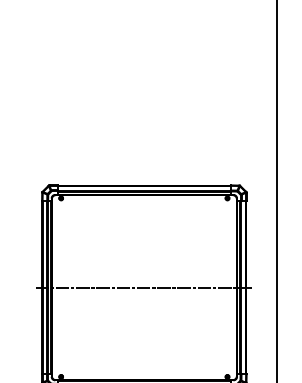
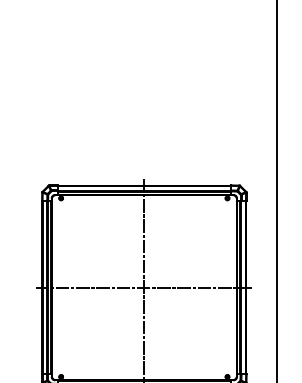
line: none -> present (144, 278)
